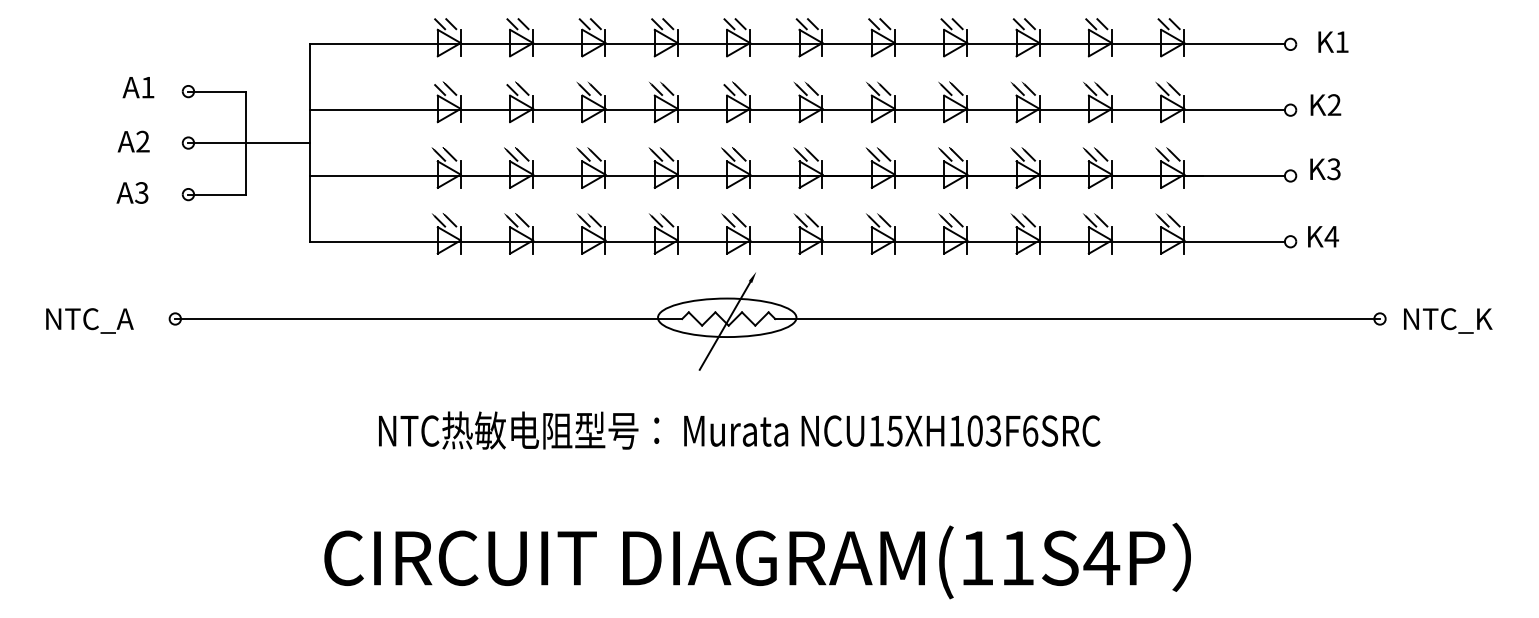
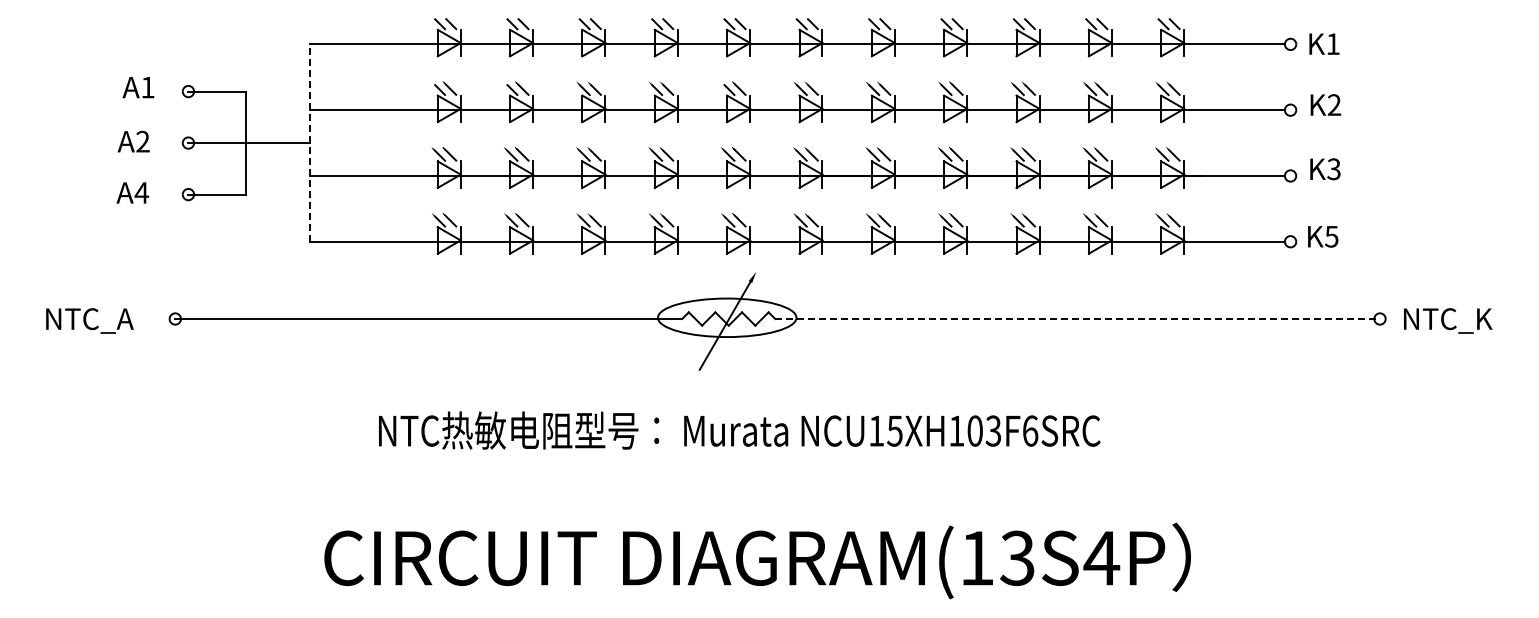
text position: (1333, 41) -> (1324, 43) (1324, 43)
line: solid -> dashed (309, 143)
text: A3 -> A4 (141, 192)
text: K4 -> K5 (1331, 236)
line: solid -> dashed (1078, 319)
text: DIAGRAM(11S4P -> DIAGRAM(13S4P (1017, 558)
